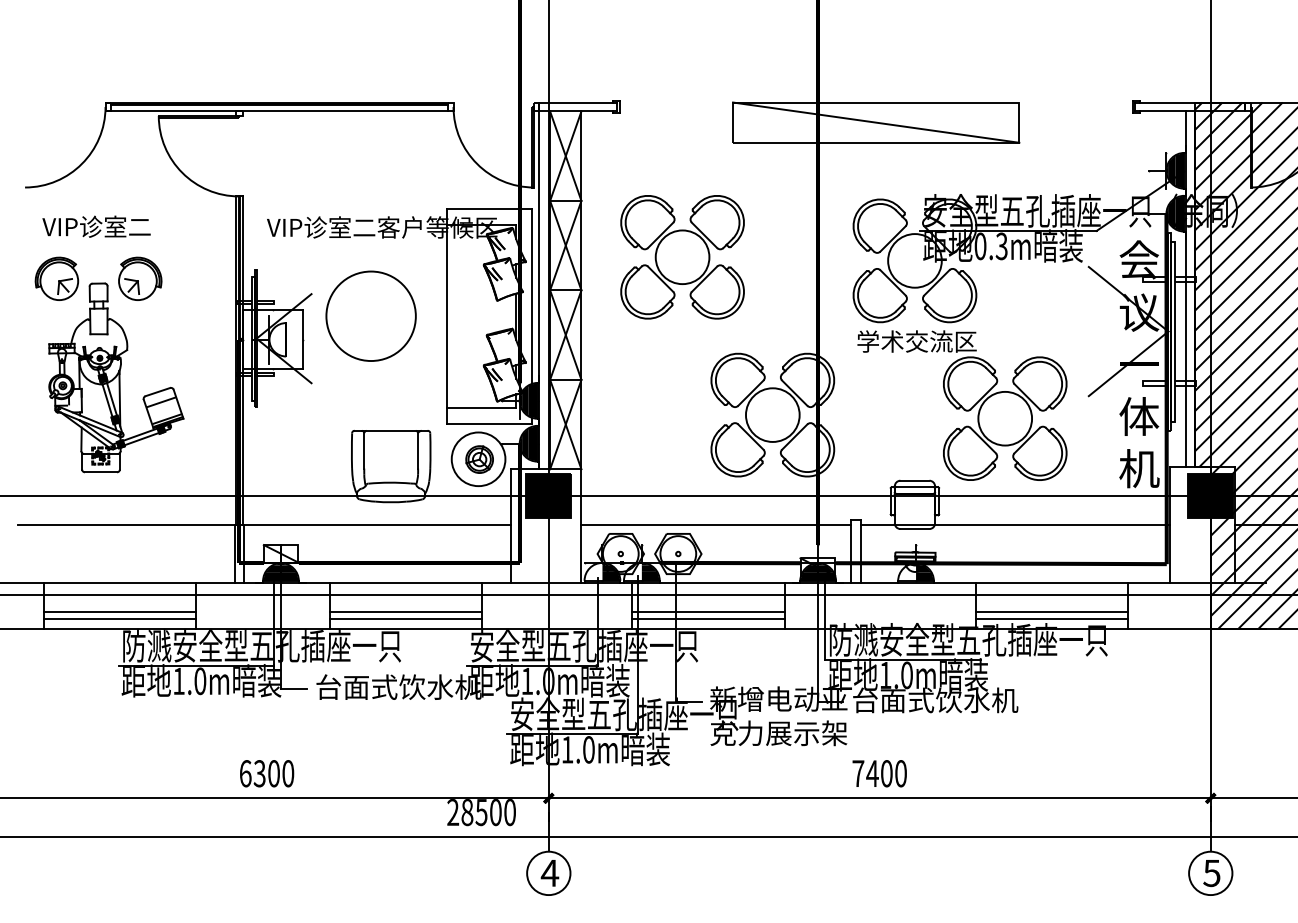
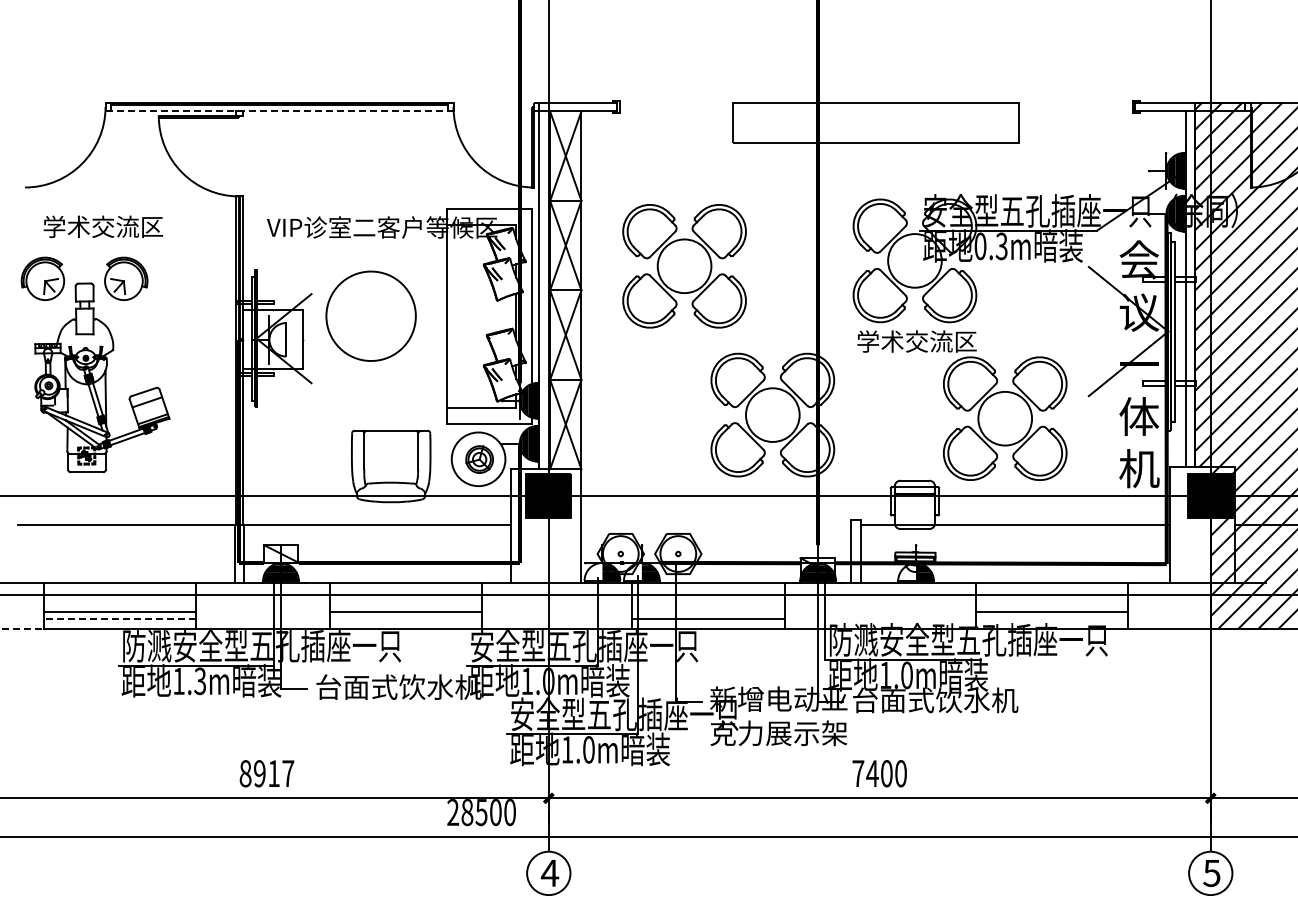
line: solid -> dashed (277, 110)
line: present -> none (876, 122)
text: VIP诊室二 -> 学术交流区 (102, 226)
part position: (682, 257) -> (684, 266) (684, 266)
part position: (109, 364) -> (95, 364) (95, 364)
line: present -> none (715, 524)
line: present -> none (708, 611)
line: solid -> dashed (119, 618)
line: present -> none (406, 618)
line: present -> none (1051, 618)
line: solid -> dashed (21, 628)
text: 1.0m -> 1.3m (200, 681)
text: 6300 -> 8917 (266, 773)
